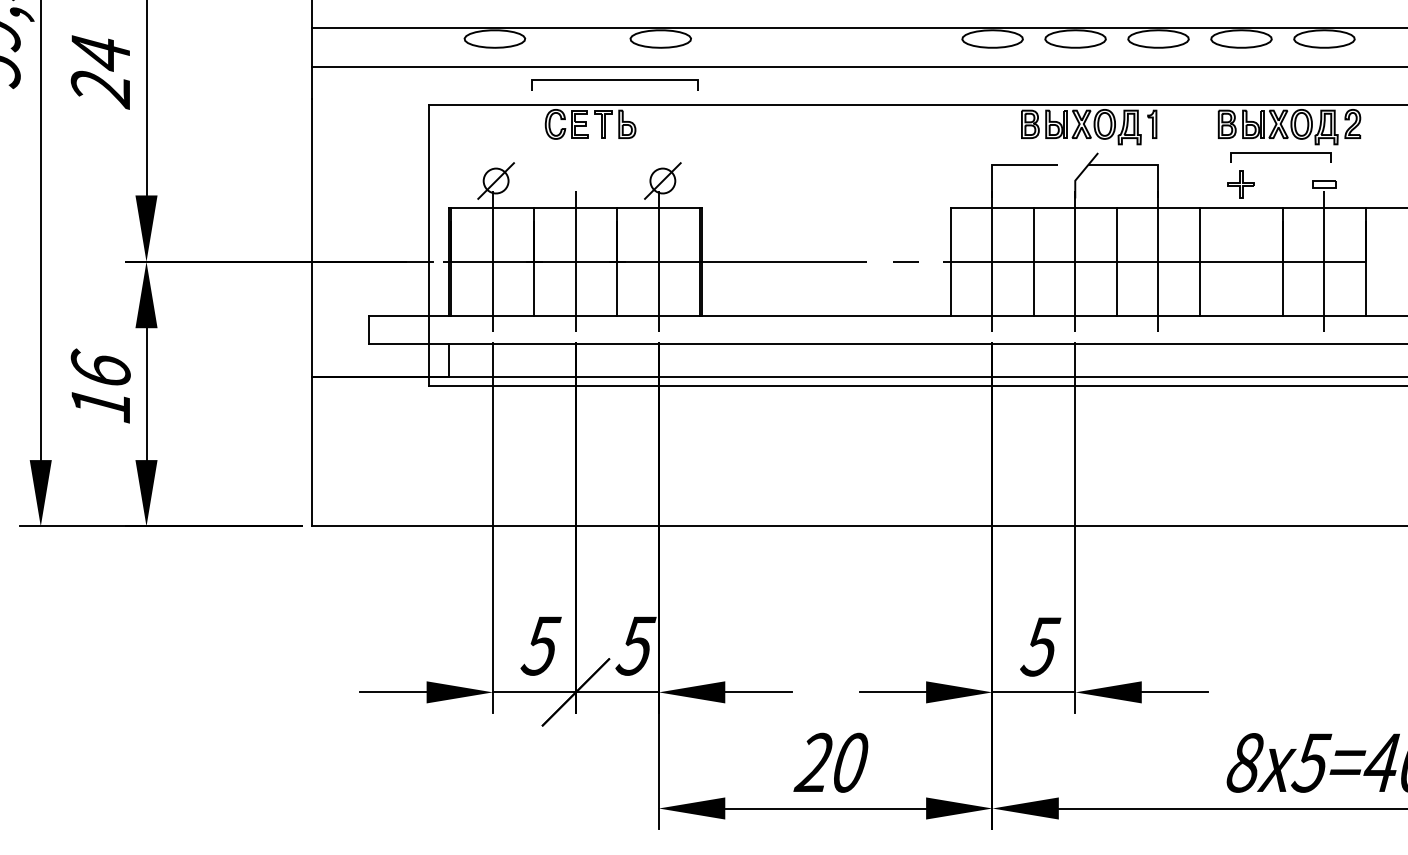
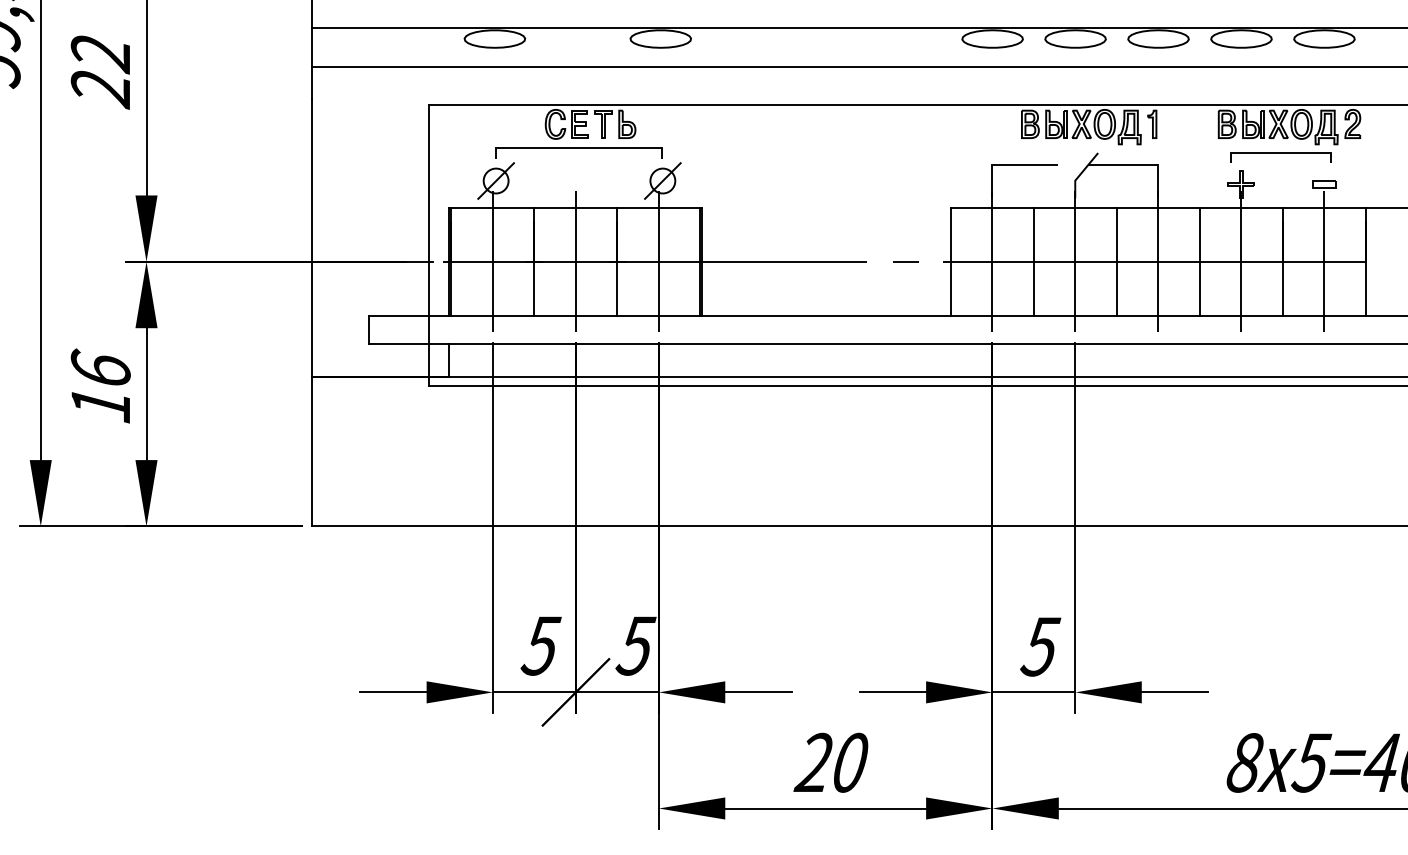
text: 24 -> 22 (99, 54)
curve position: (614, 80) -> (578, 148) (578, 148)
line: none -> present (1241, 261)
